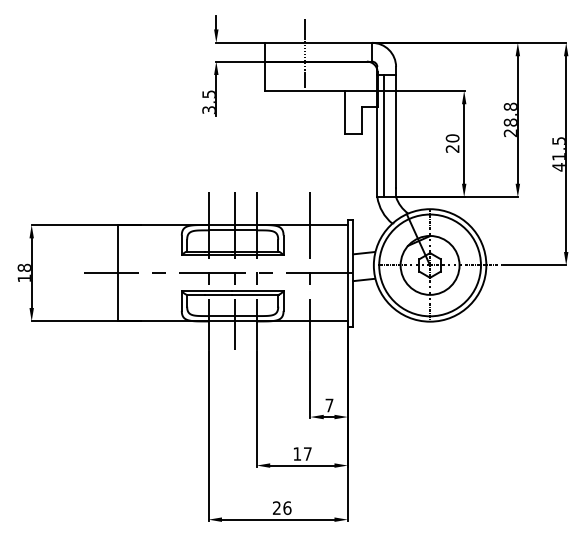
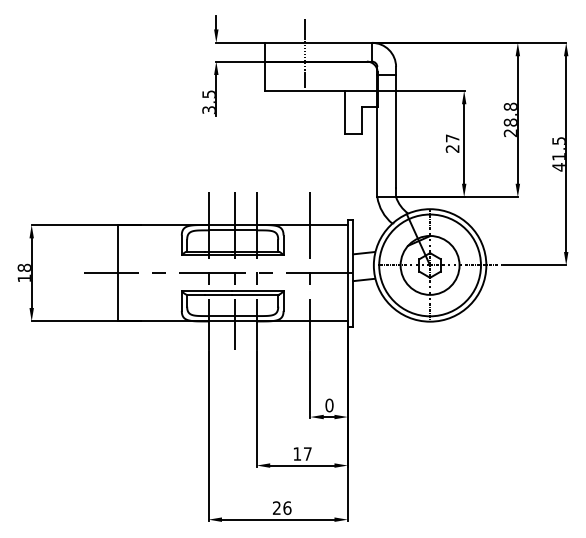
line: present -> none (384, 136)
text: 20 -> 27 (452, 138)
text: 7 -> 0 (329, 405)
